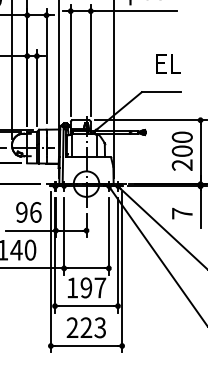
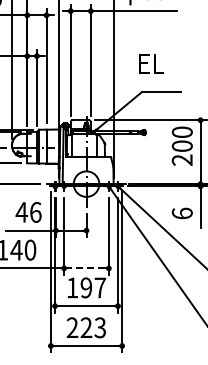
text position: (168, 63) -> (151, 63) (151, 63)
text position: (181, 150) -> (181, 145) (181, 145)
text: 96 -> 46 (21, 212)
text: 7 -> 6 (181, 213)
line: solid -> dashed (86, 268)
